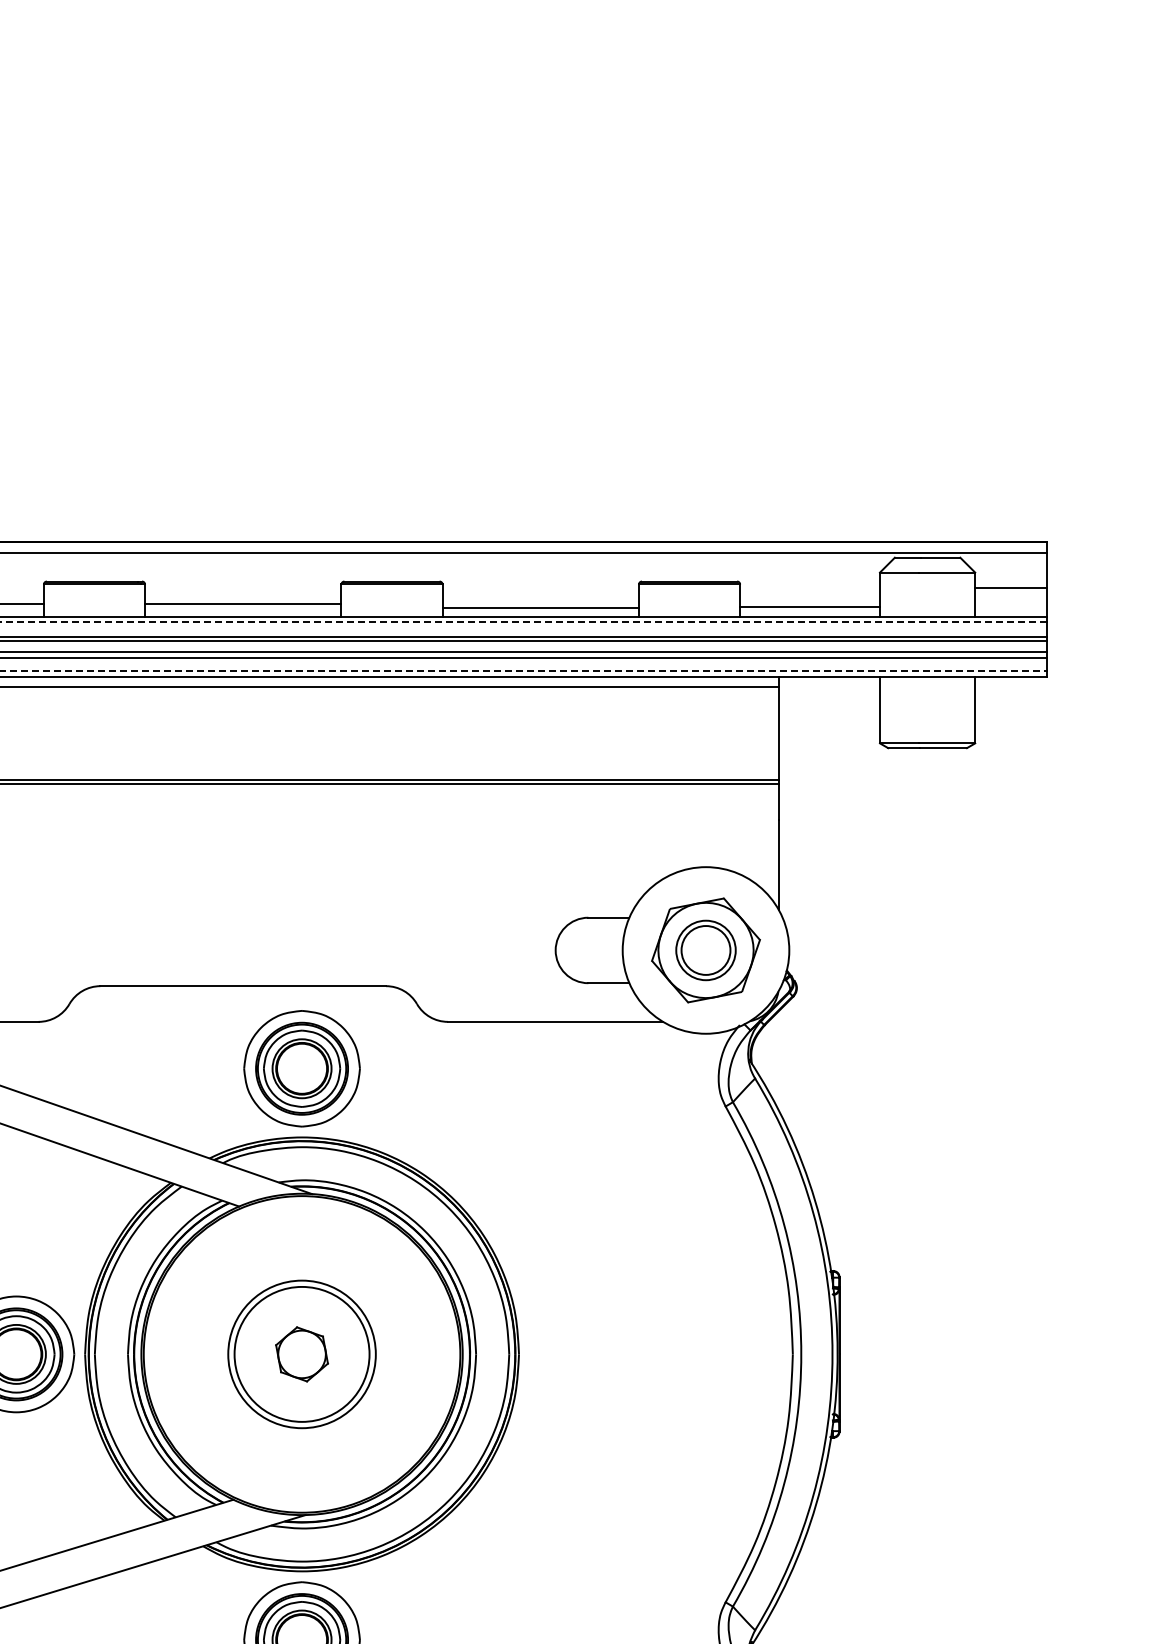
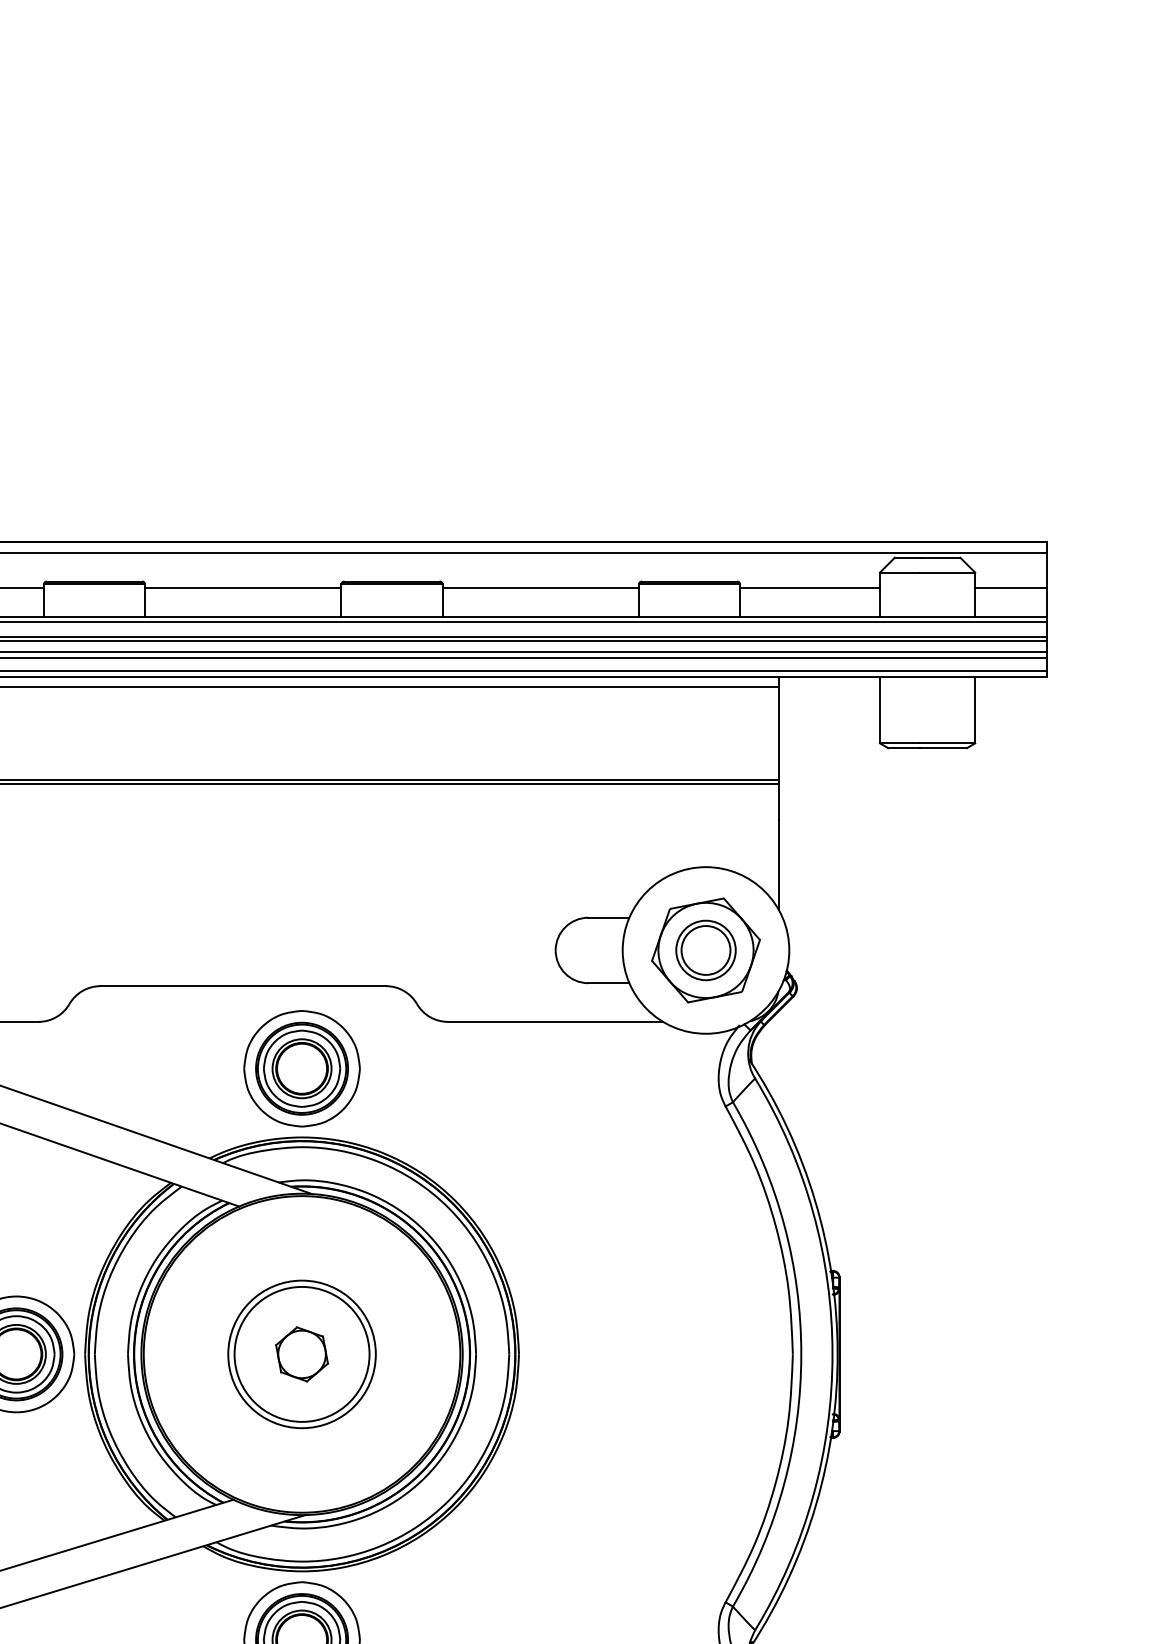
line position: (22, 603) -> (22, 587) (22, 587)
line position: (243, 603) -> (243, 587) (243, 587)
line position: (809, 606) -> (809, 587) (809, 587)
line position: (540, 607) -> (540, 587) (540, 587)
line: dashed -> solid (523, 621)
line: dashed -> solid (524, 670)
